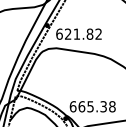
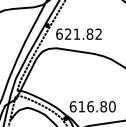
text: 665.38 -> 616.80 (96, 106)
